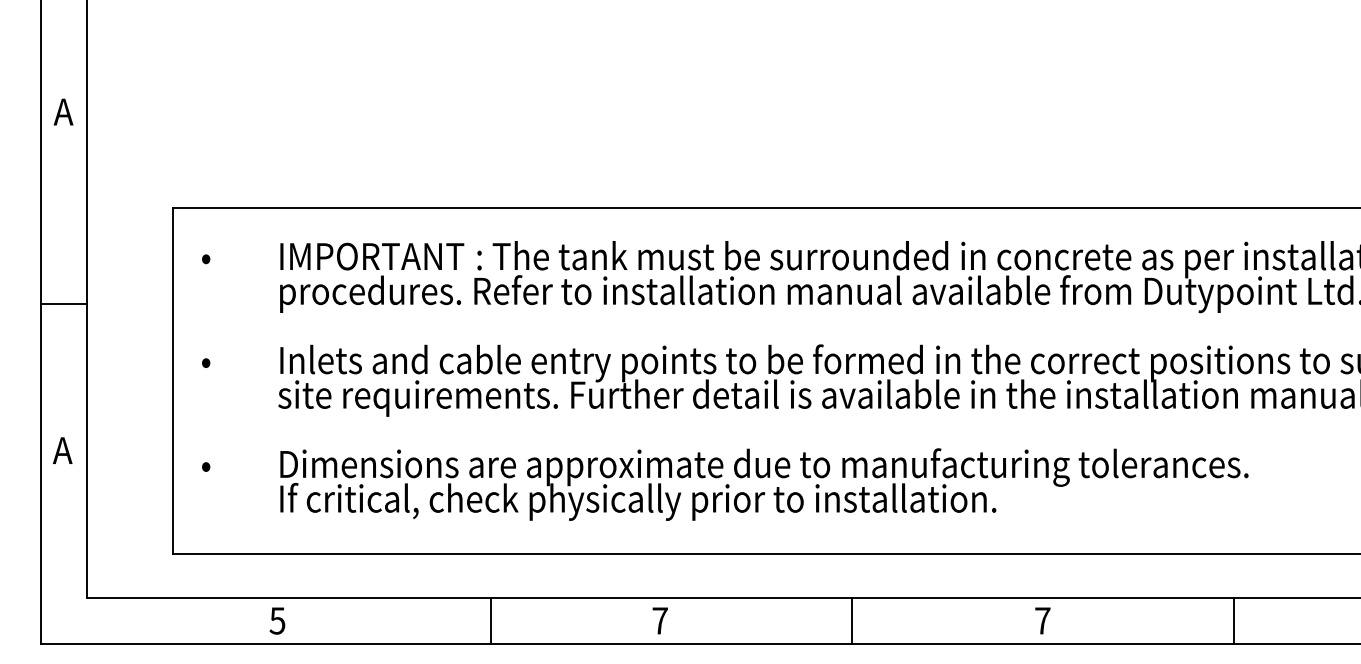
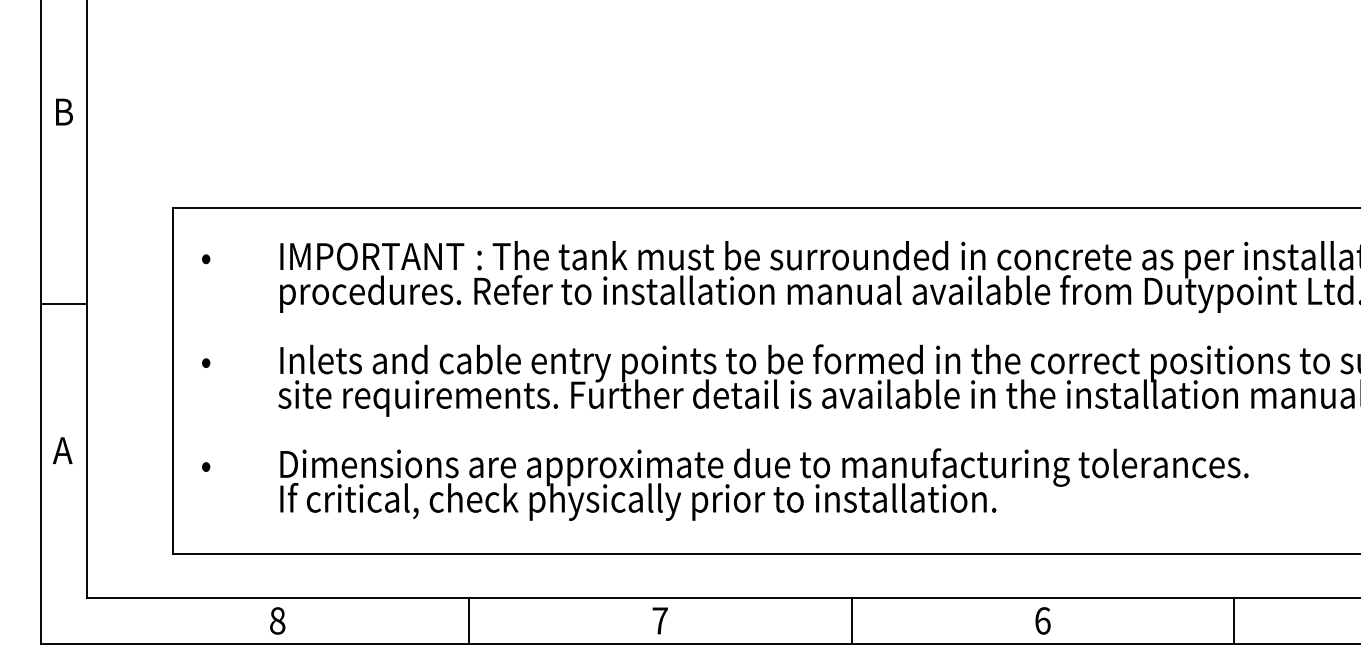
text: A -> B (63, 111)
text: 5 -> 8 (277, 620)
text: 7 -> 6 (1042, 620)
line position: (491, 621) -> (469, 621) (469, 621)
